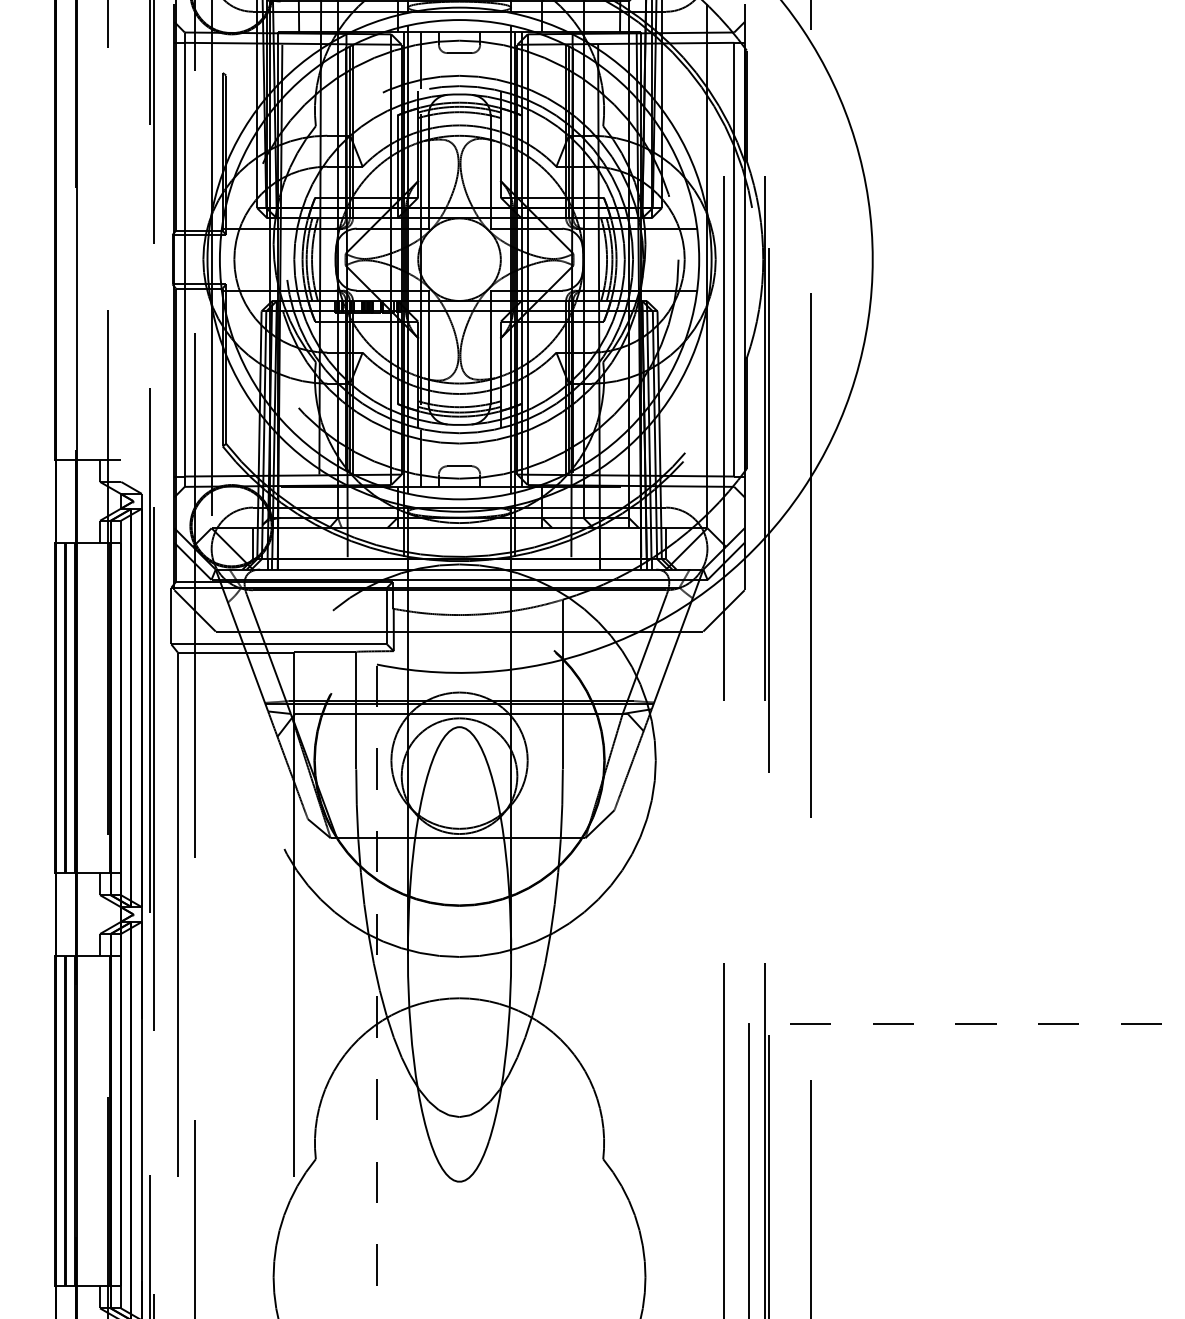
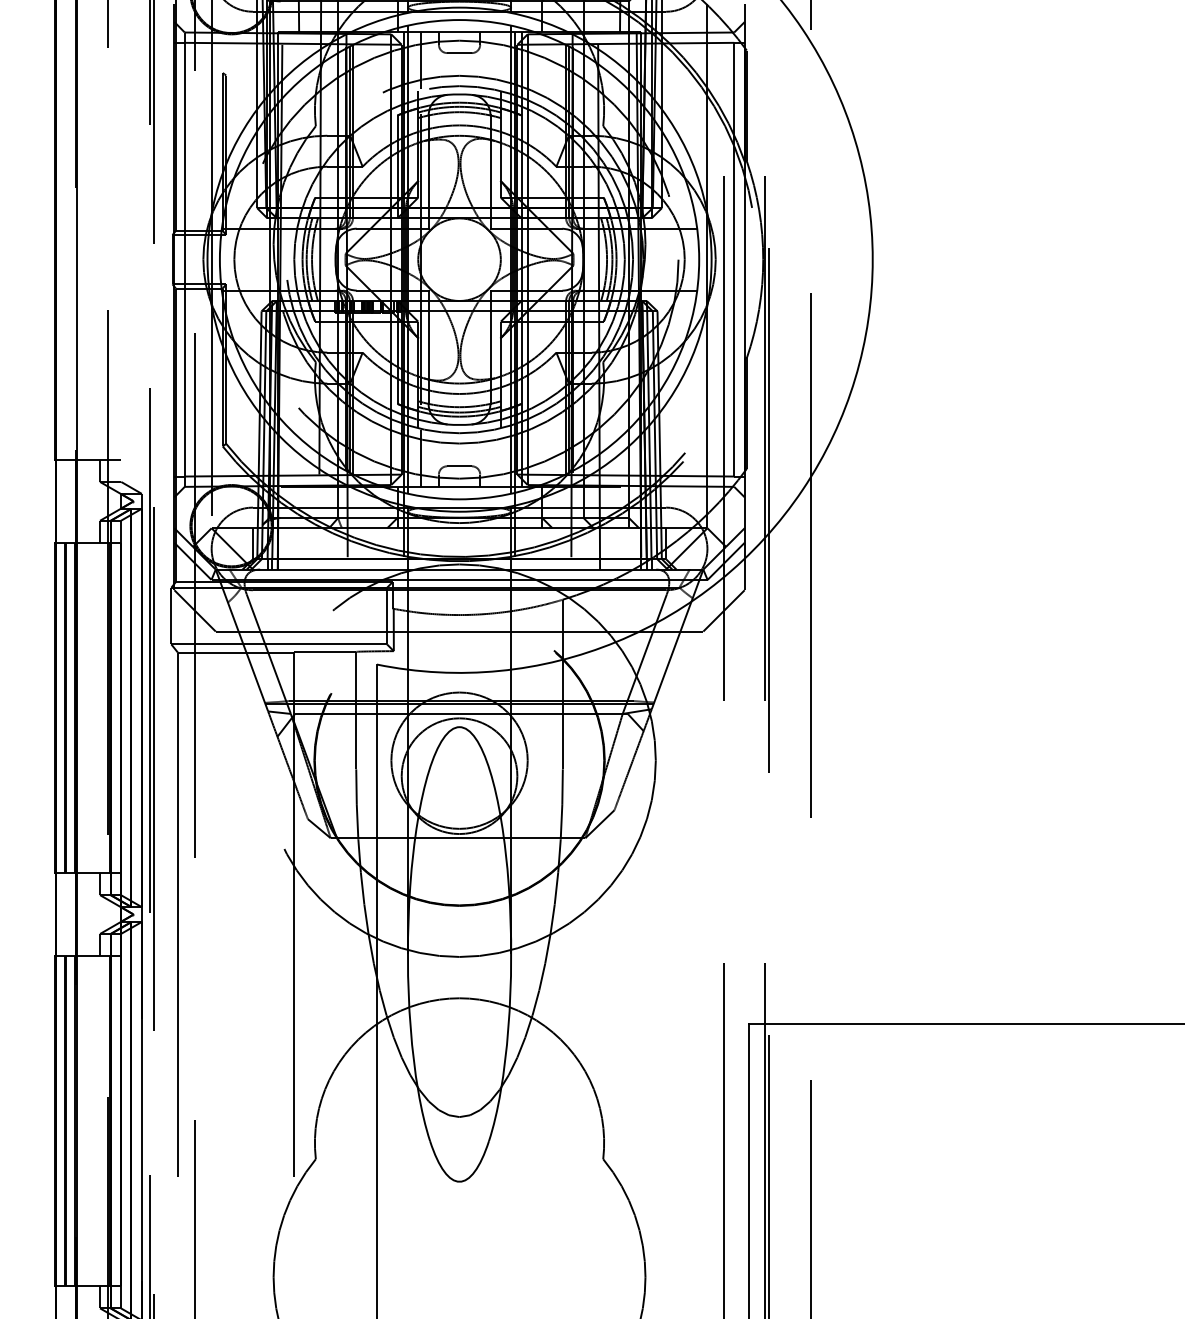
line: dashed -> solid (376, 990)
line: dashed -> solid (966, 1024)
